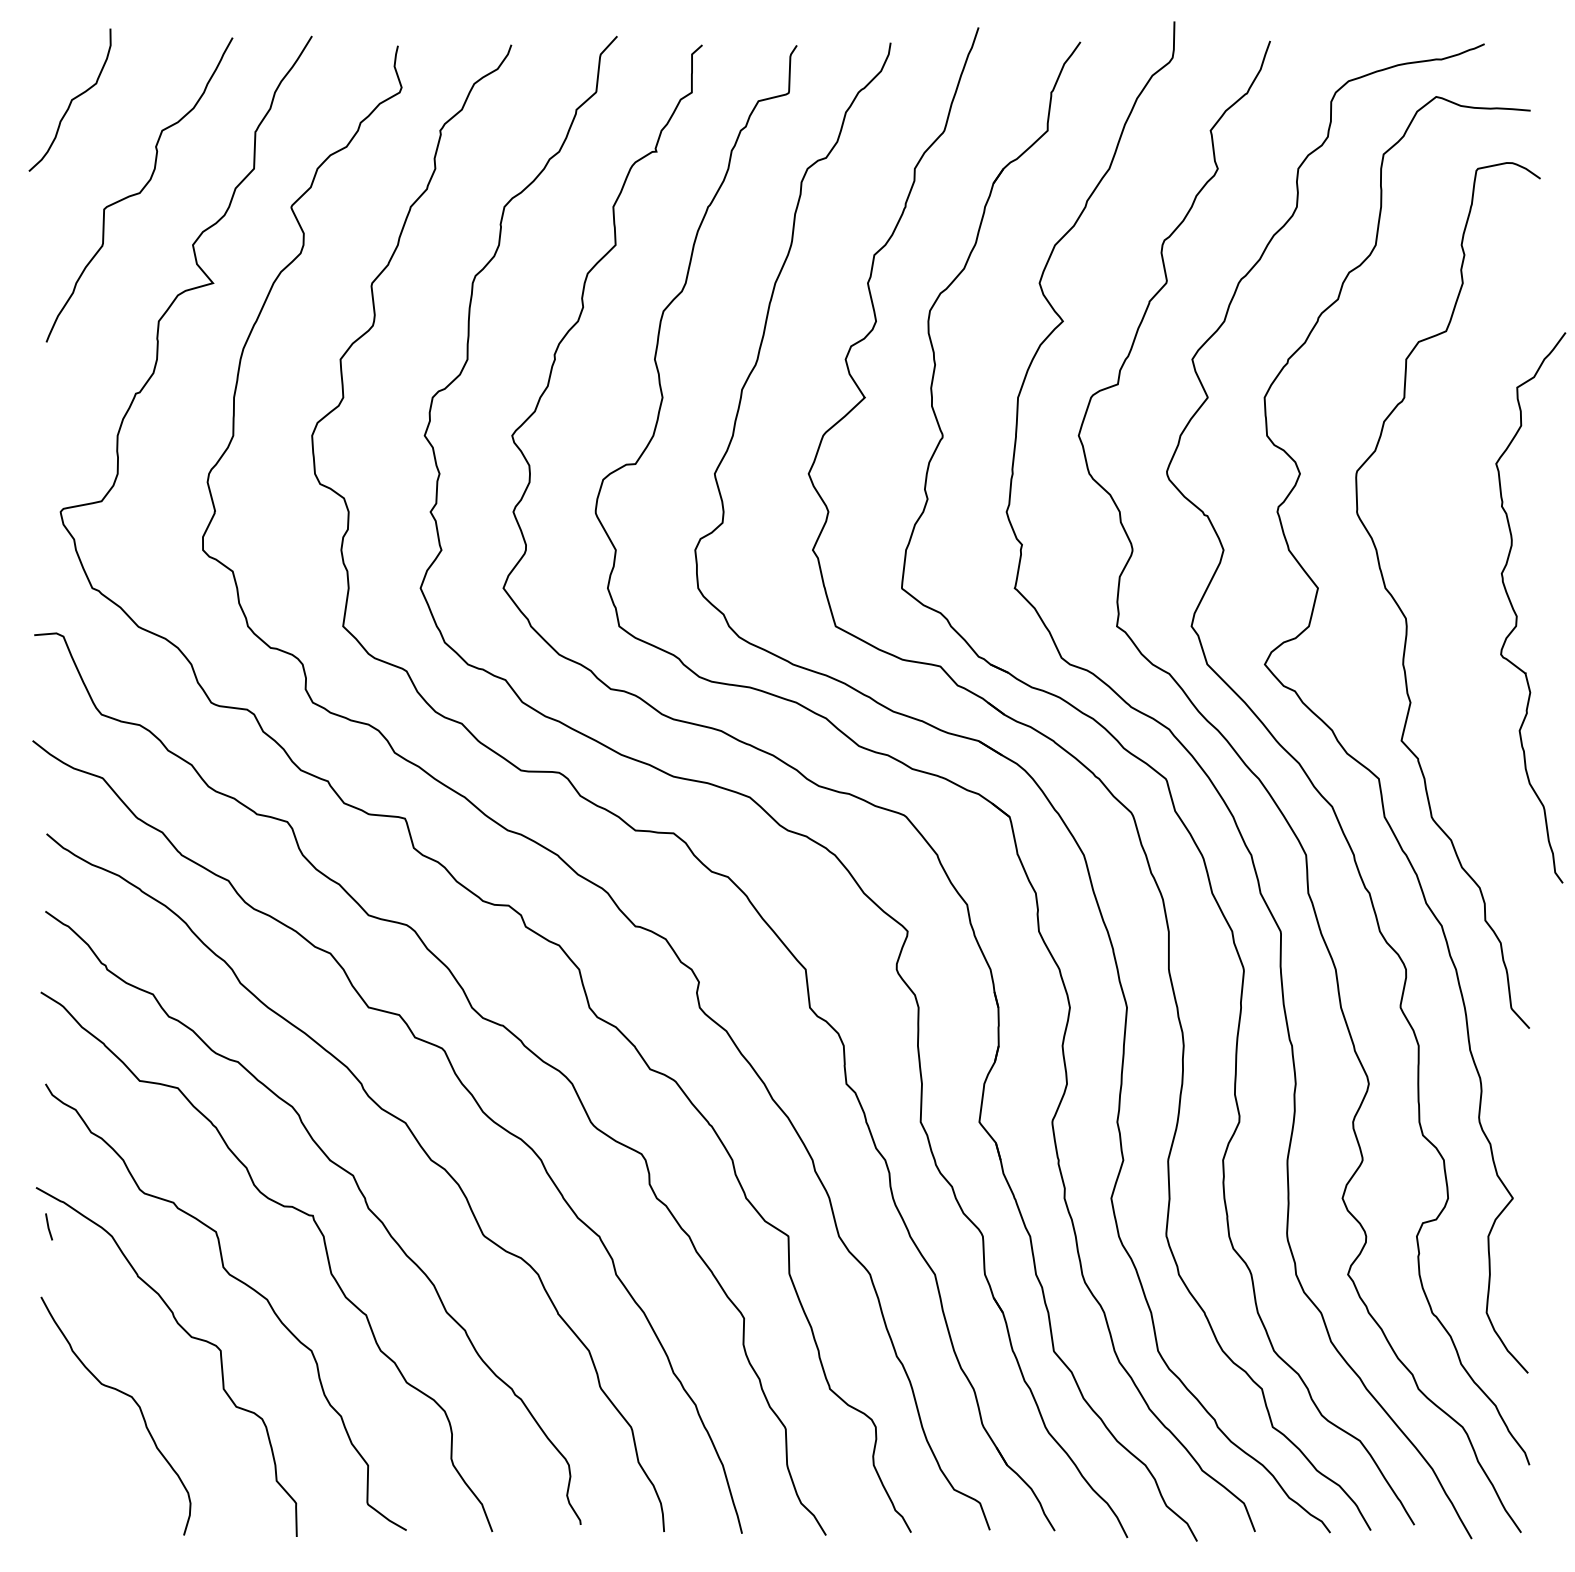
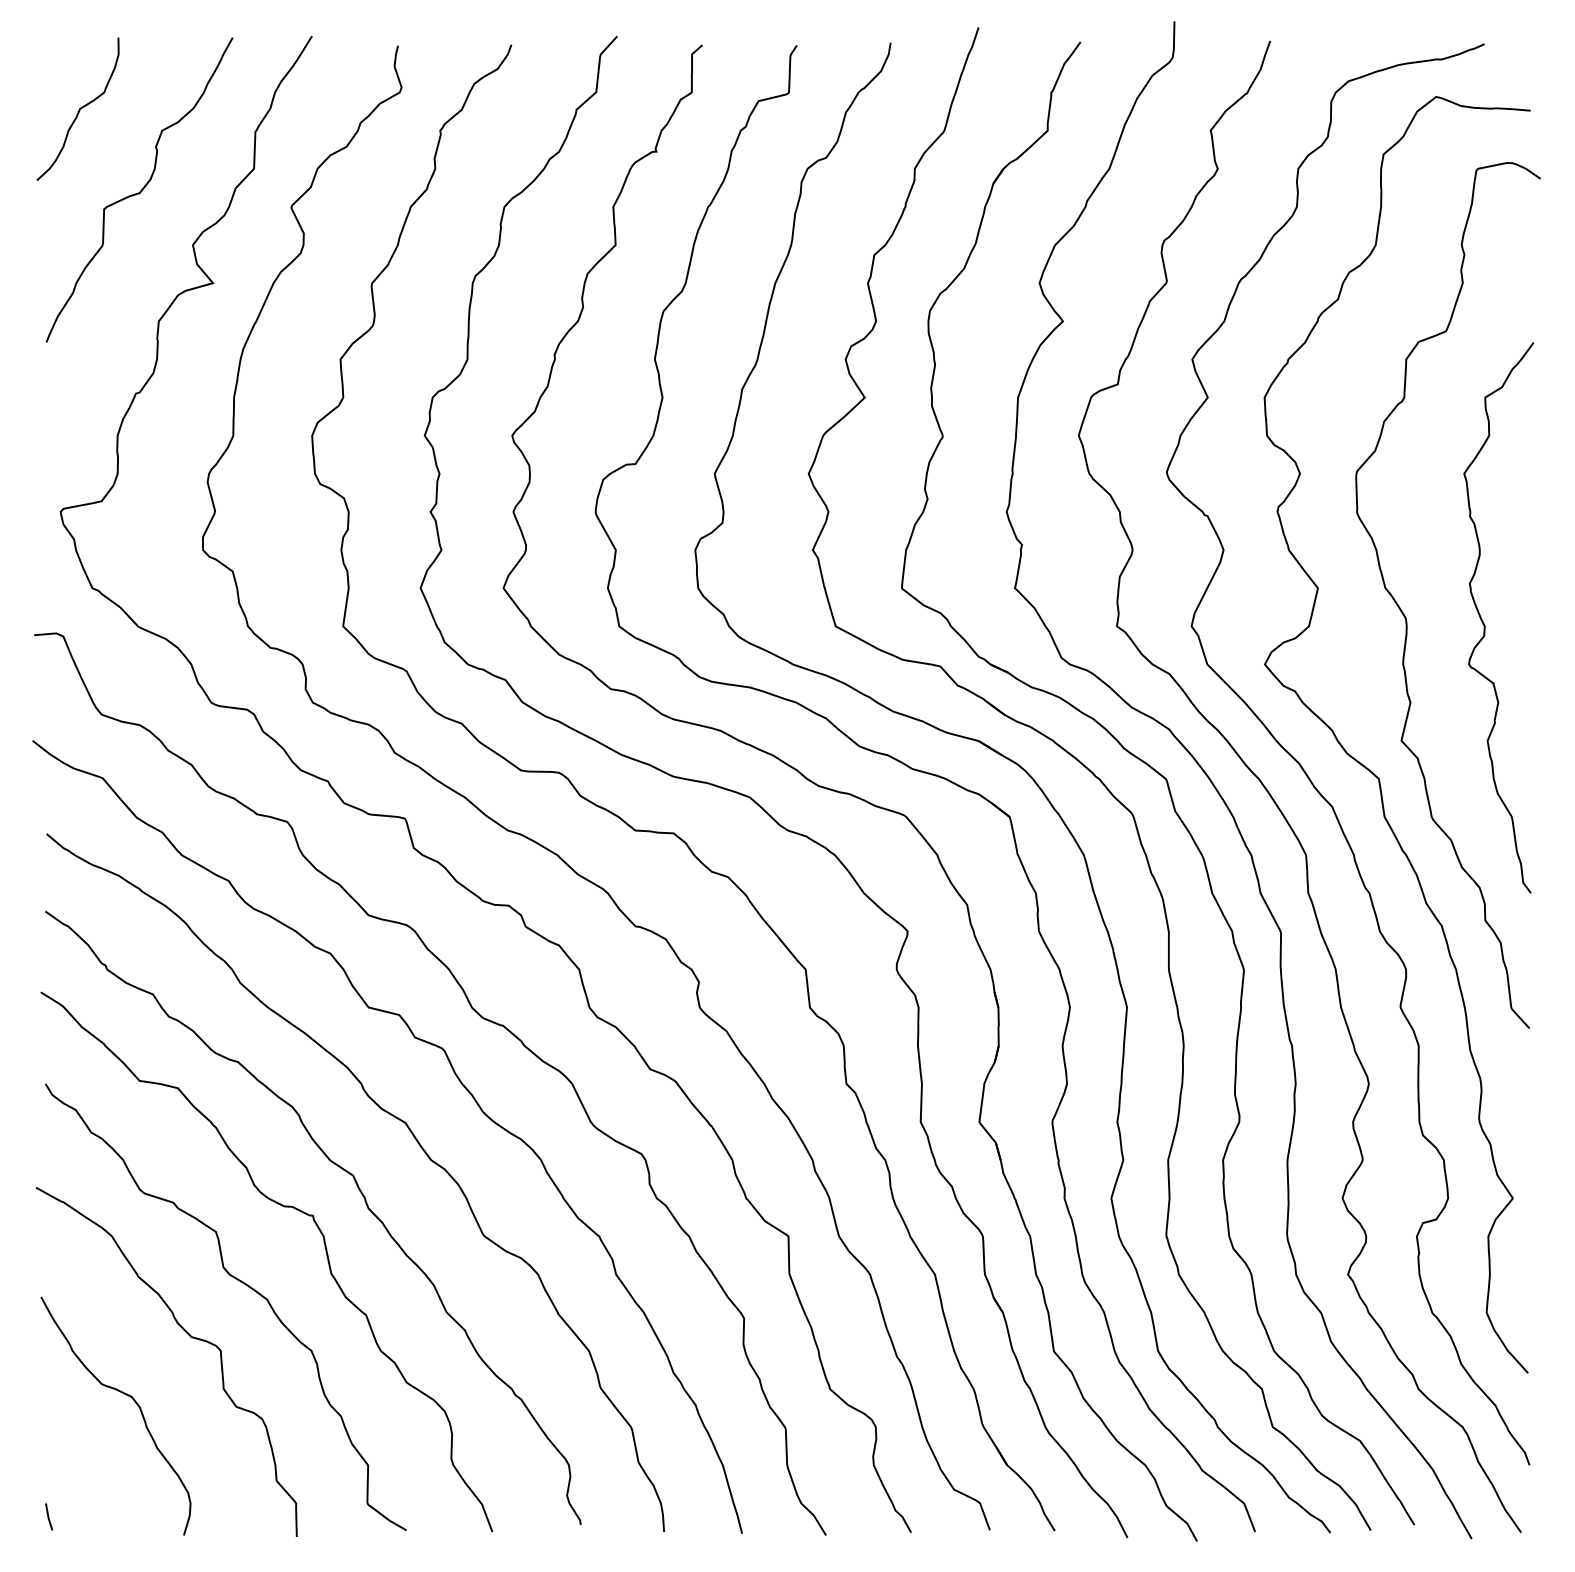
curve position: (70, 100) -> (78, 109) (78, 109)
curve position: (1516, 613) -> (1484, 623) (1484, 623)
line position: (49, 1226) -> (49, 1516) (49, 1516)
